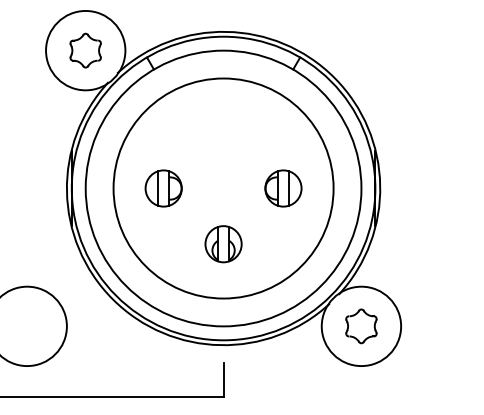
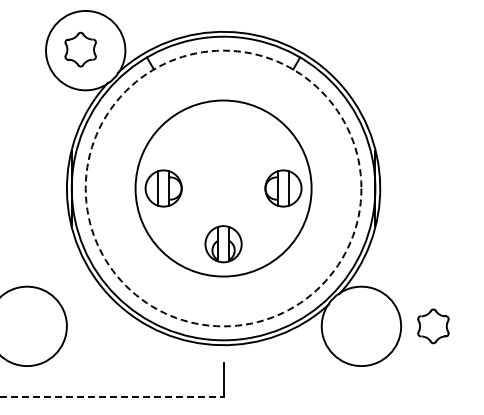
part position: (85, 50) -> (80, 49) (80, 49)
circle diameter: 220 px -> 176 px (223, 188)
circle: solid -> dashed (223, 188)
part position: (361, 326) -> (433, 326) (433, 326)
line: solid -> dashed (111, 396)
